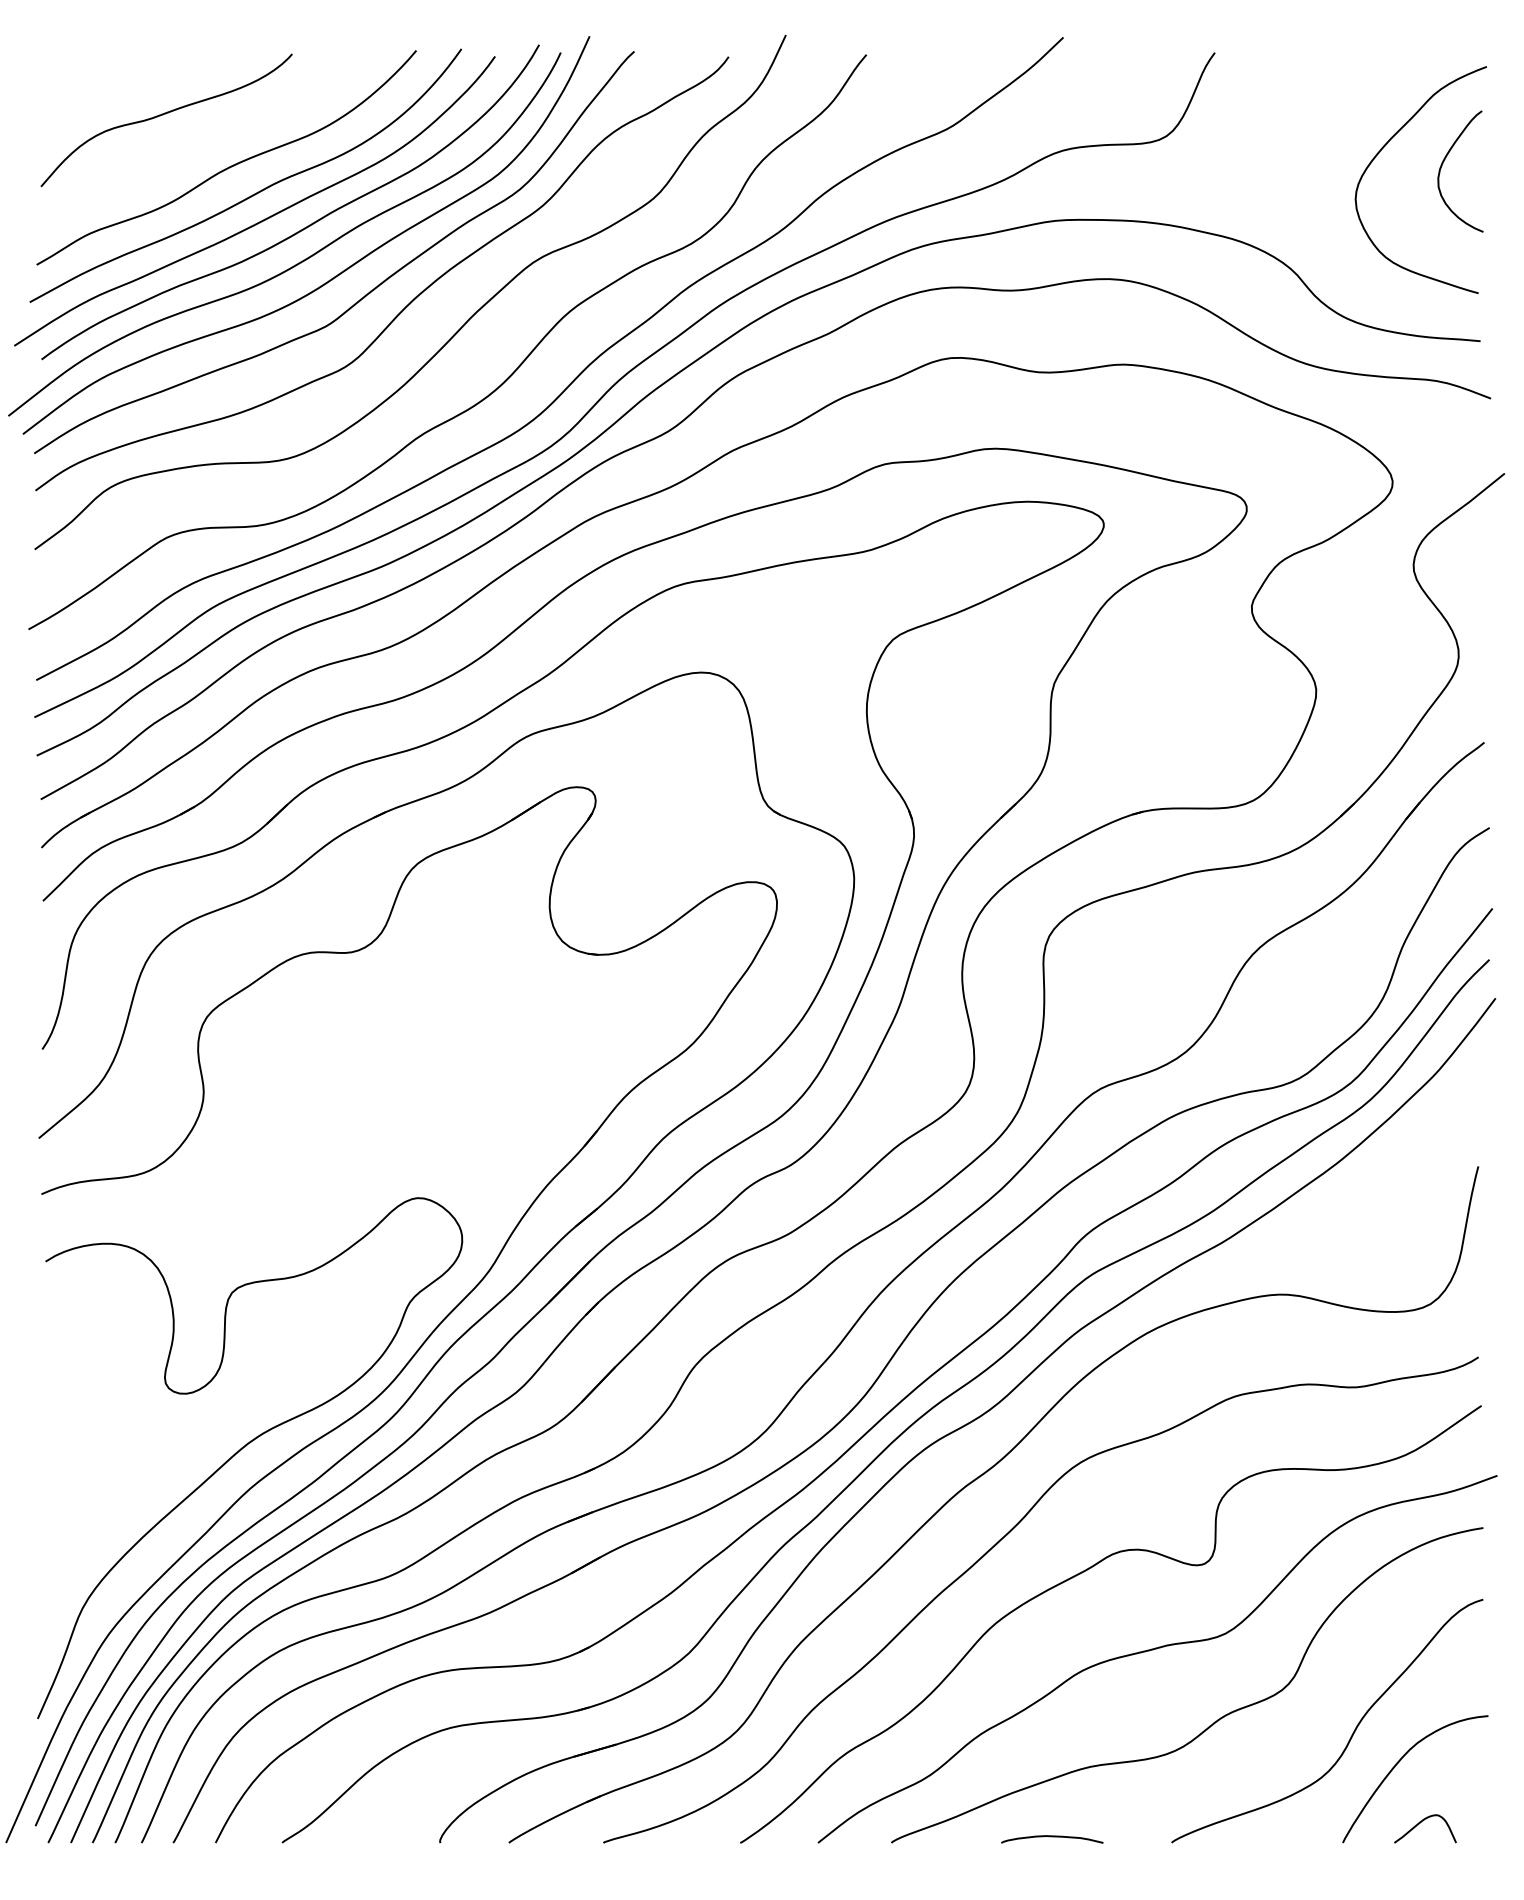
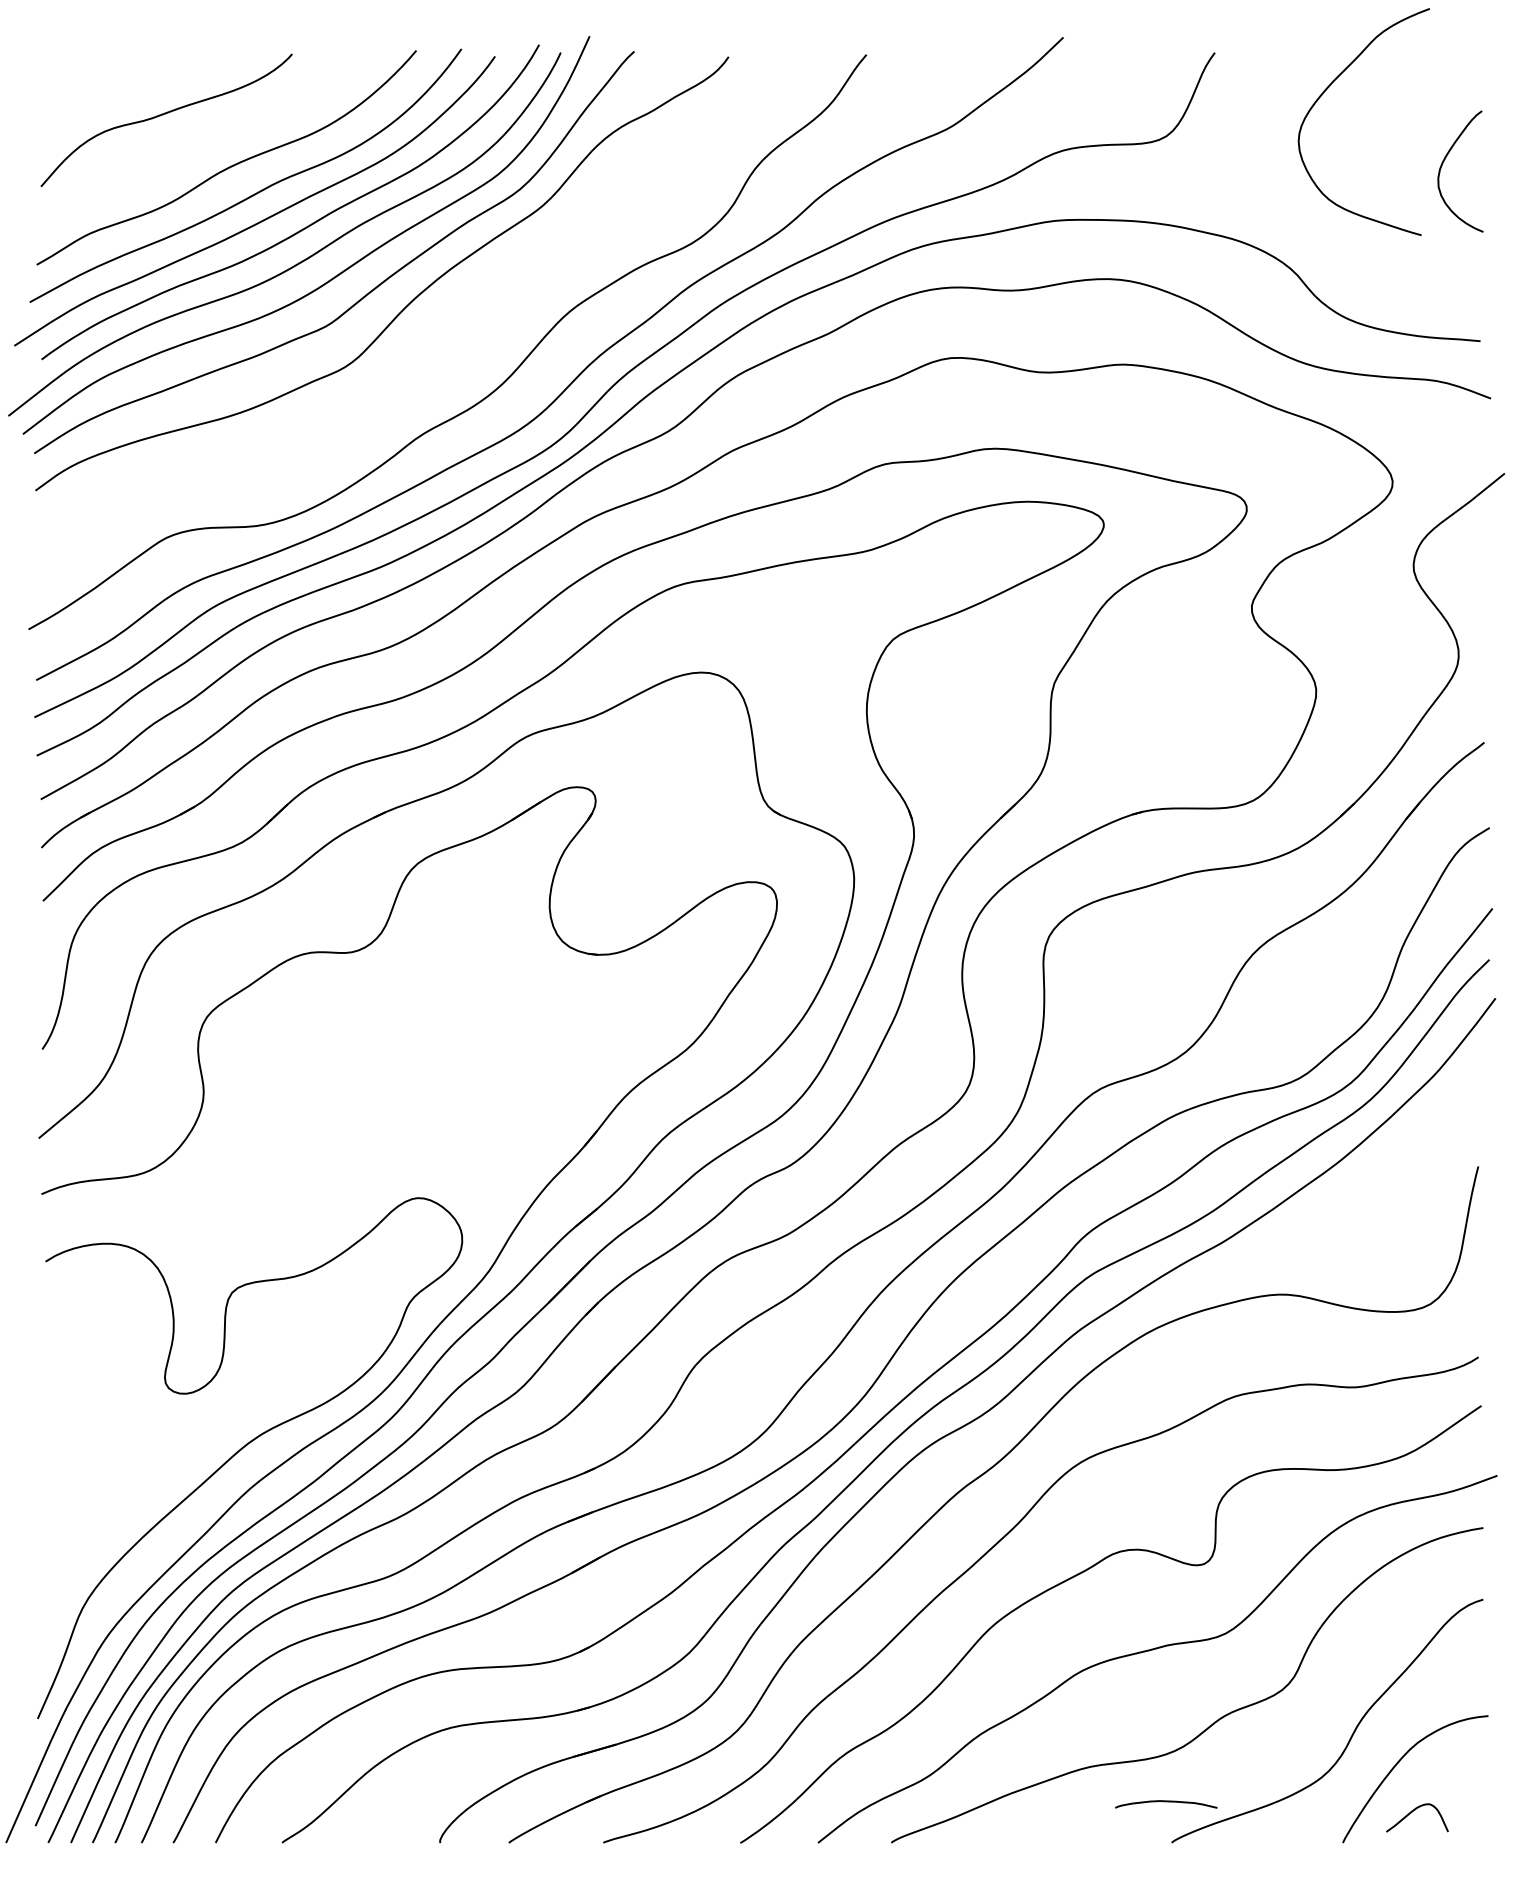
curve position: (1386, 145) -> (1329, 87) (1329, 87)
curve: present -> none (453, 334)
curve position: (1420, 1823) -> (1412, 1812) (1412, 1812)
curve position: (1052, 1837) -> (1166, 1802) (1166, 1802)
